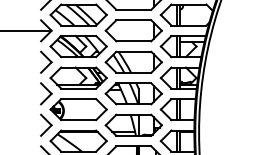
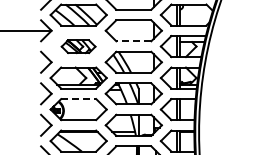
line: solid -> dashed (133, 41)
part size: 59x24 px -> 37x16 px (78, 46)
line: solid -> dashed (78, 99)
